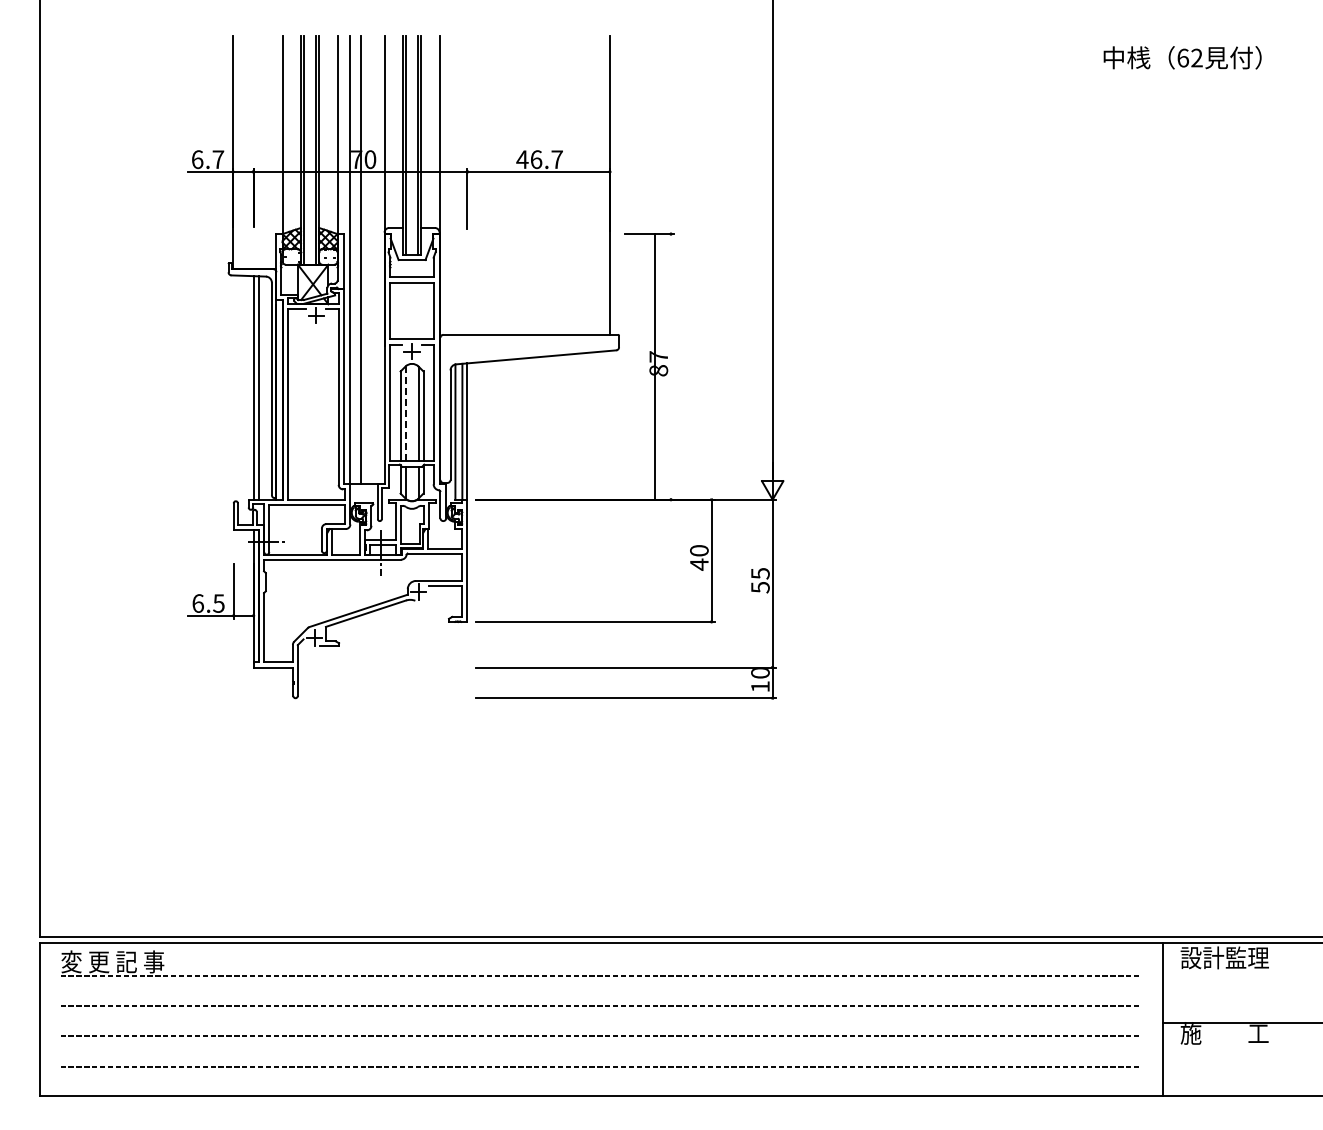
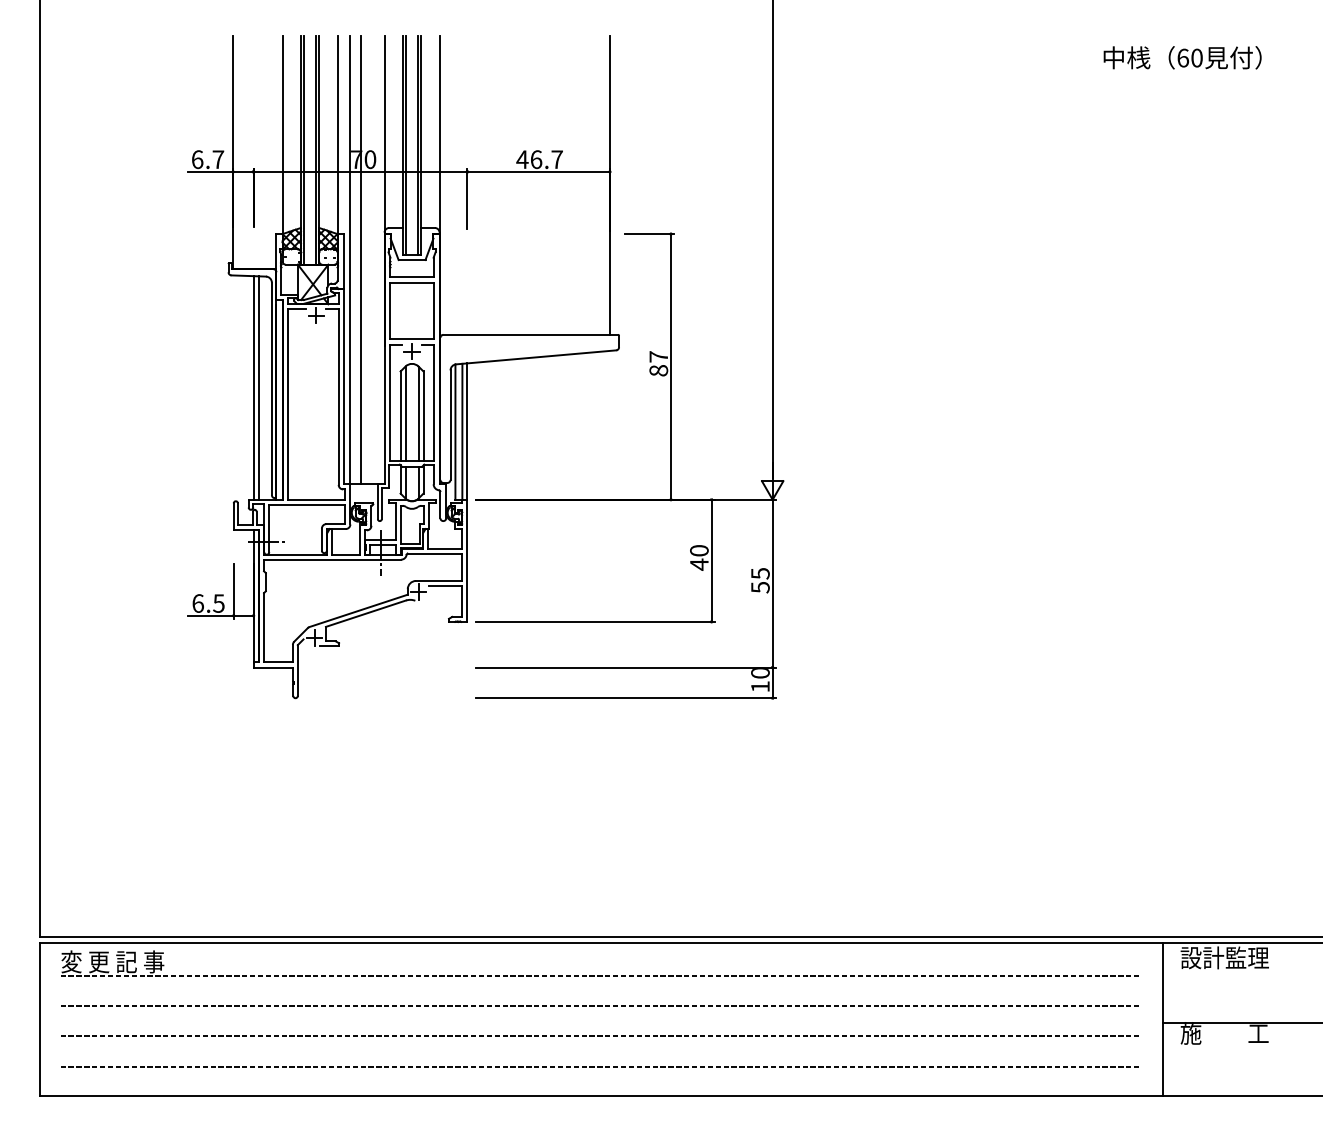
text: 62 -> 60 (1196, 57)
line position: (655, 366) -> (671, 366) (671, 366)
line: dashed -> solid (405, 413)
